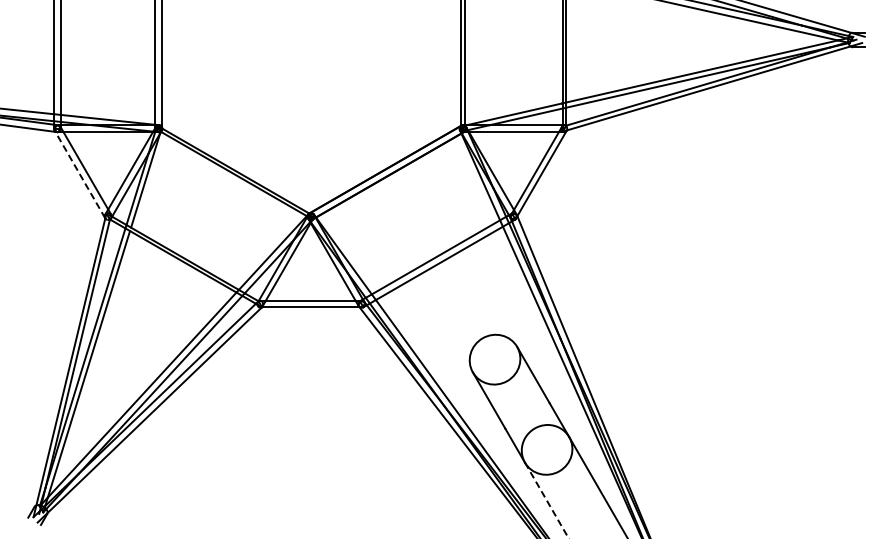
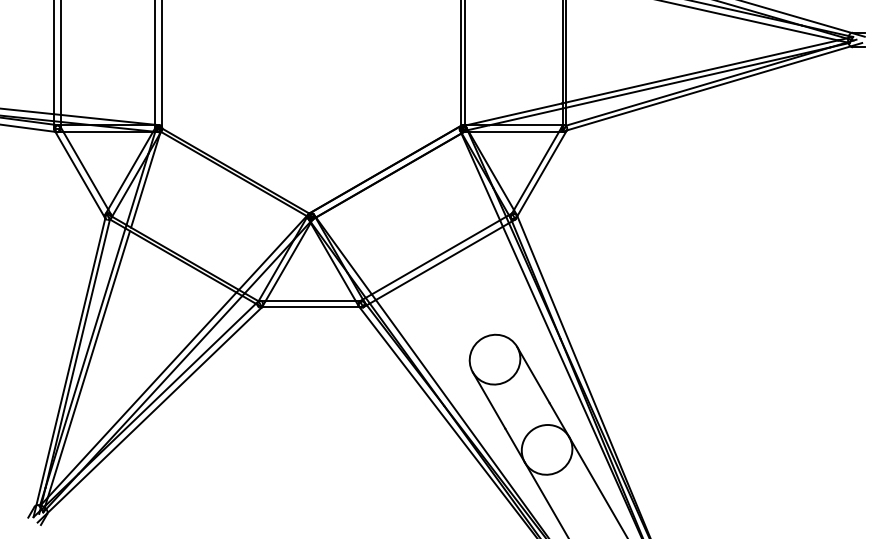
line: dashed -> solid (80, 175)
line: dashed -> solid (546, 500)
